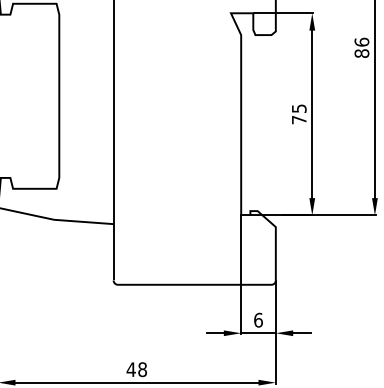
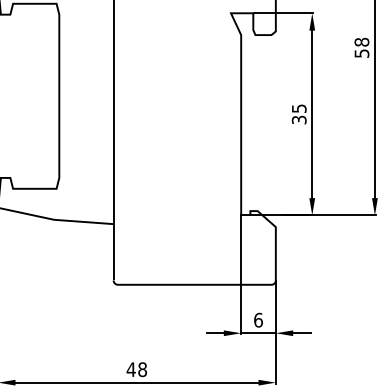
text: 86 -> 58 (361, 47)
text: 75 -> 35 (298, 119)
